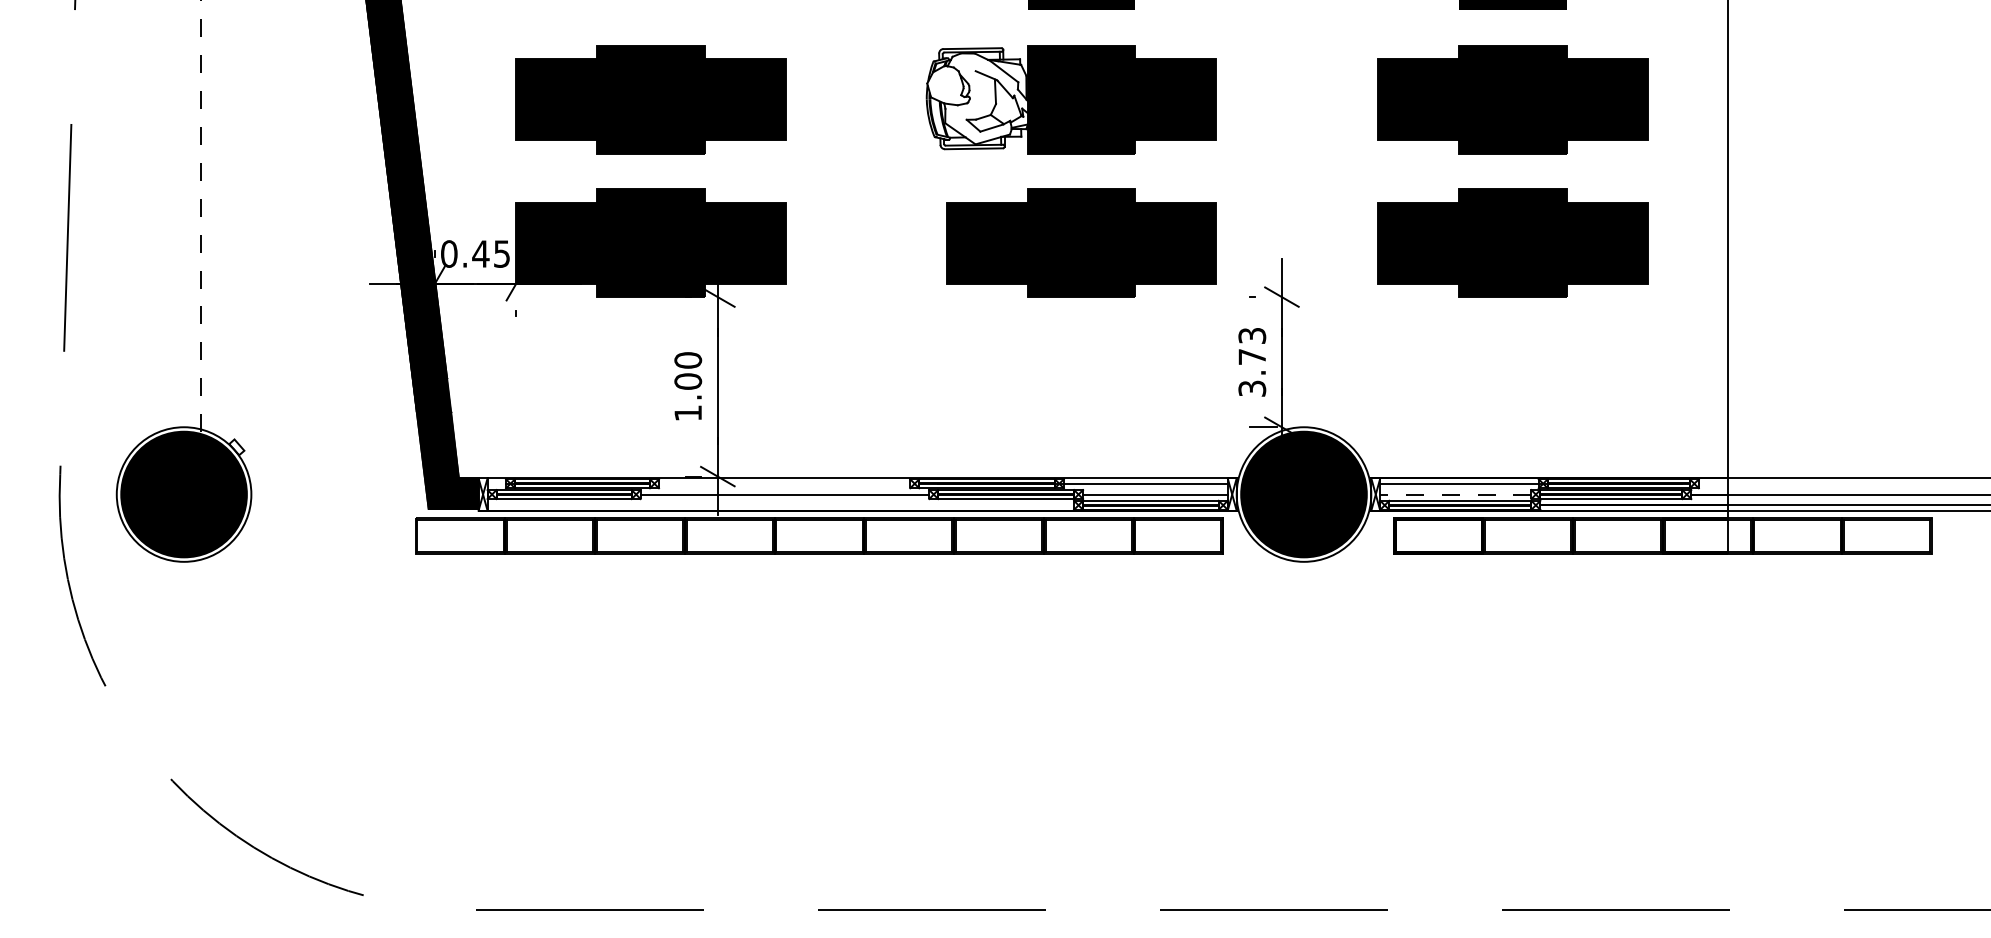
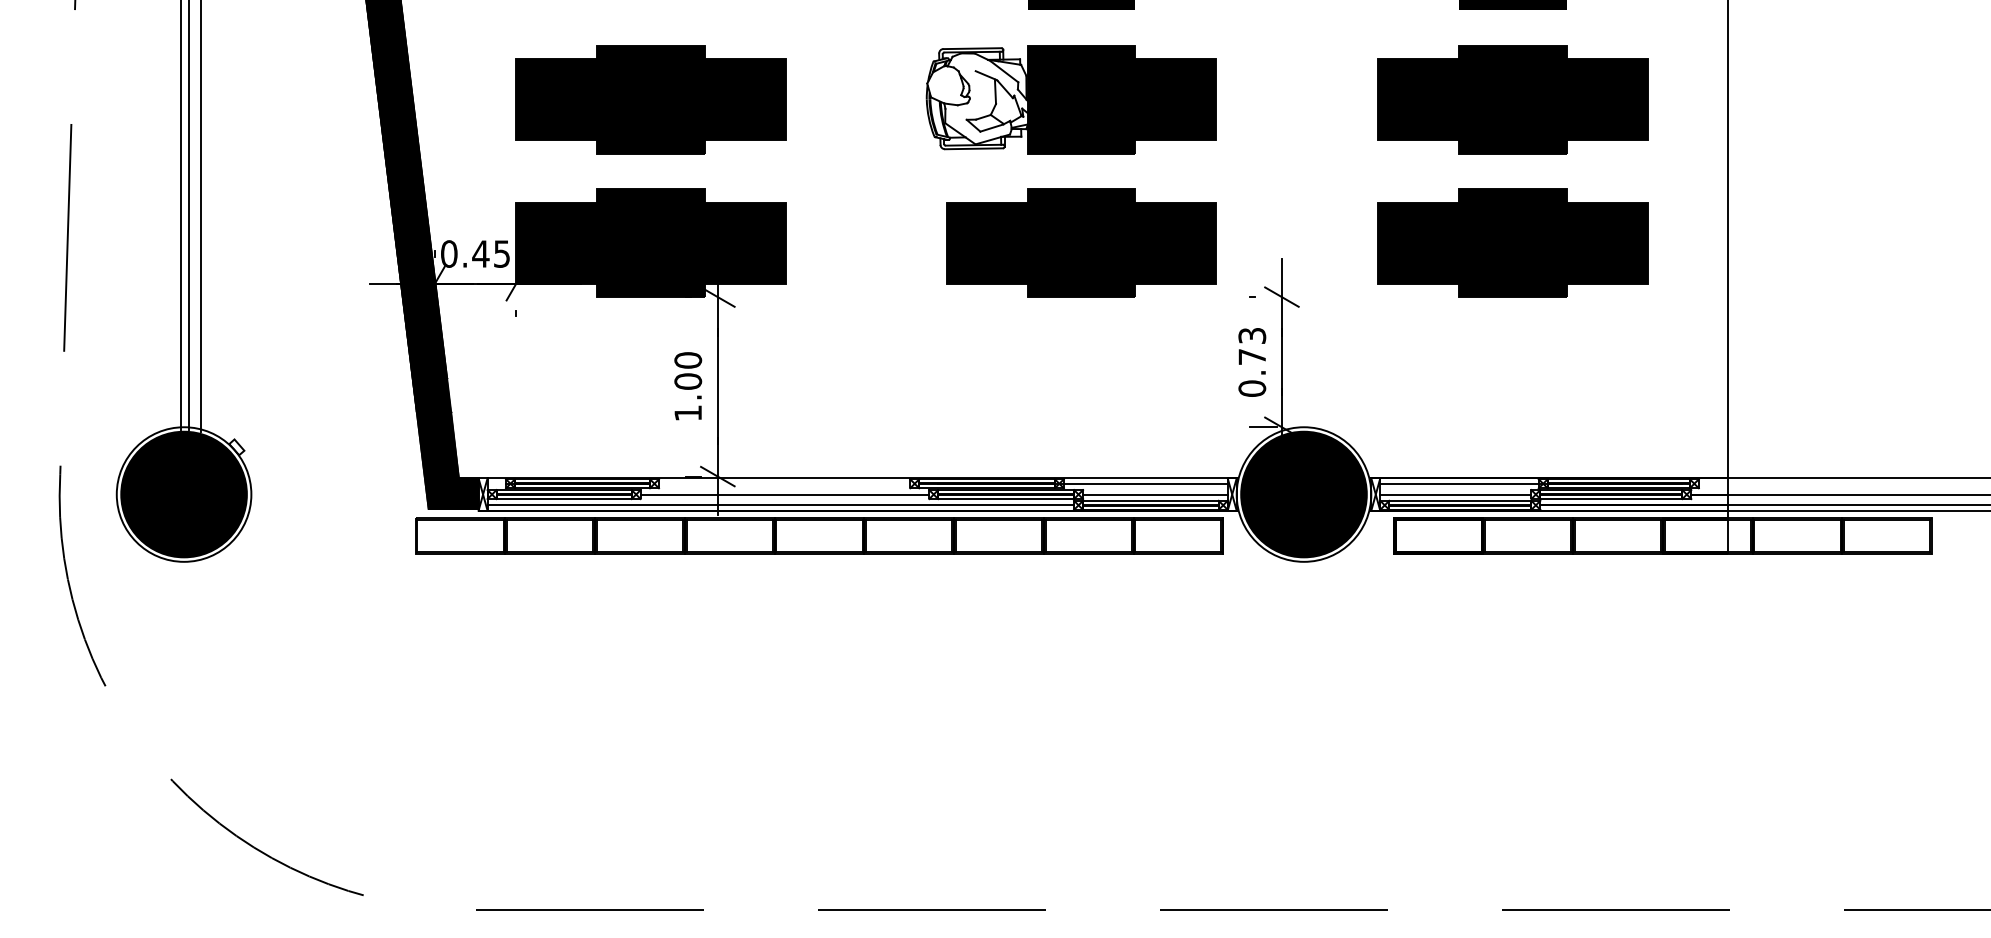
line: none -> present (180, 216)
line: none -> present (189, 216)
line: dashed -> solid (201, 216)
text: 3.73 -> 0.73 (1252, 388)
line: dashed -> solid (1455, 494)
line: none -> present (780, 505)
